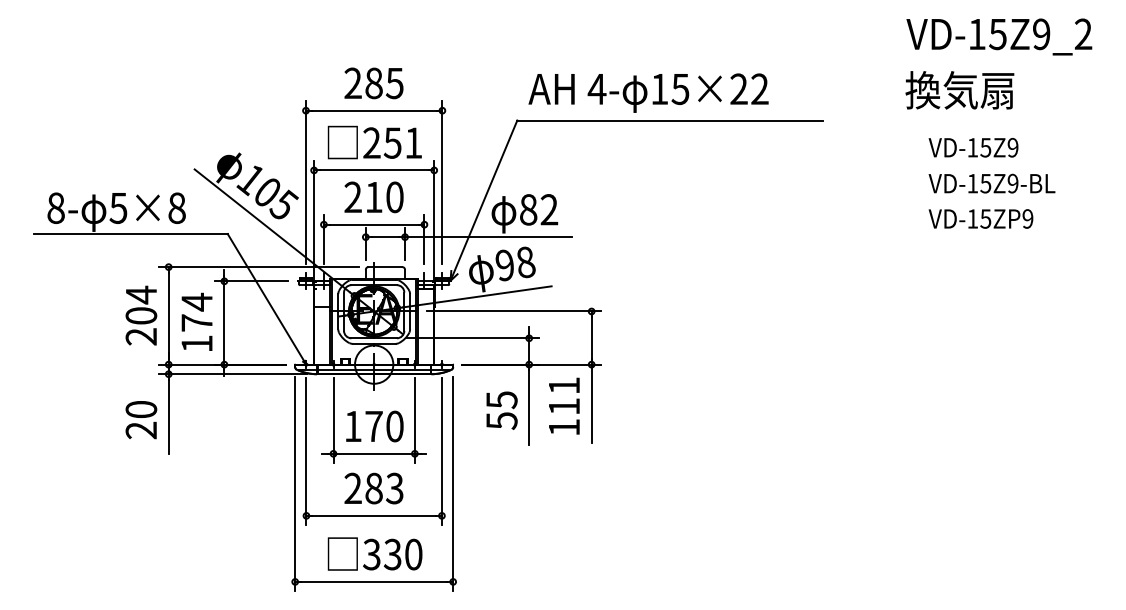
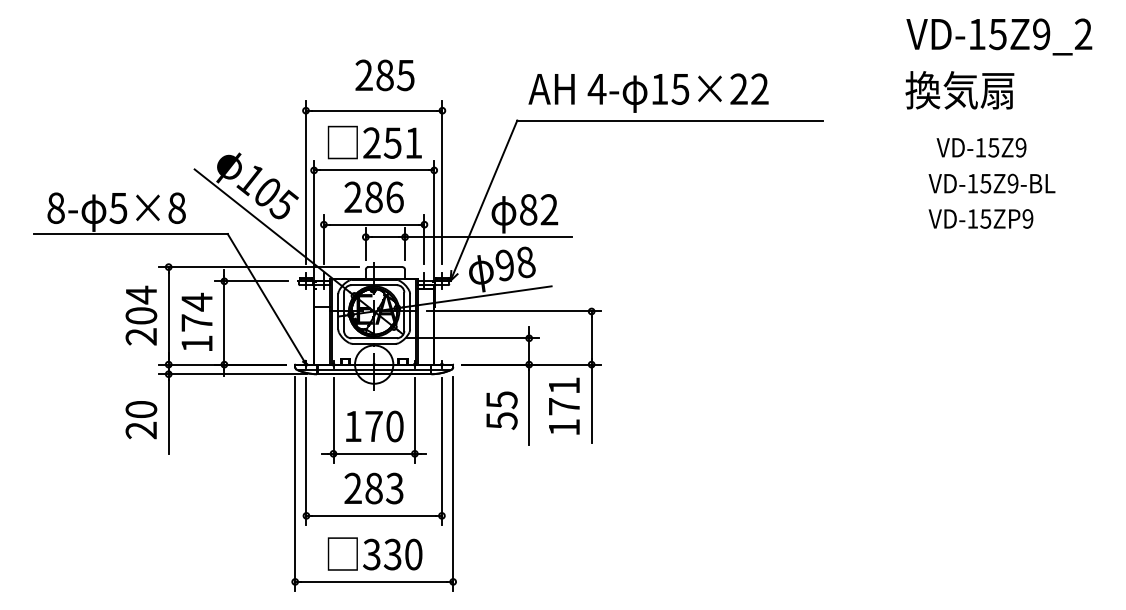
text position: (373, 83) -> (384, 75) (384, 75)
text position: (973, 147) -> (981, 147) (981, 147)
text: 210 -> 286 (384, 197)
text: 111 -> 171 (564, 406)
